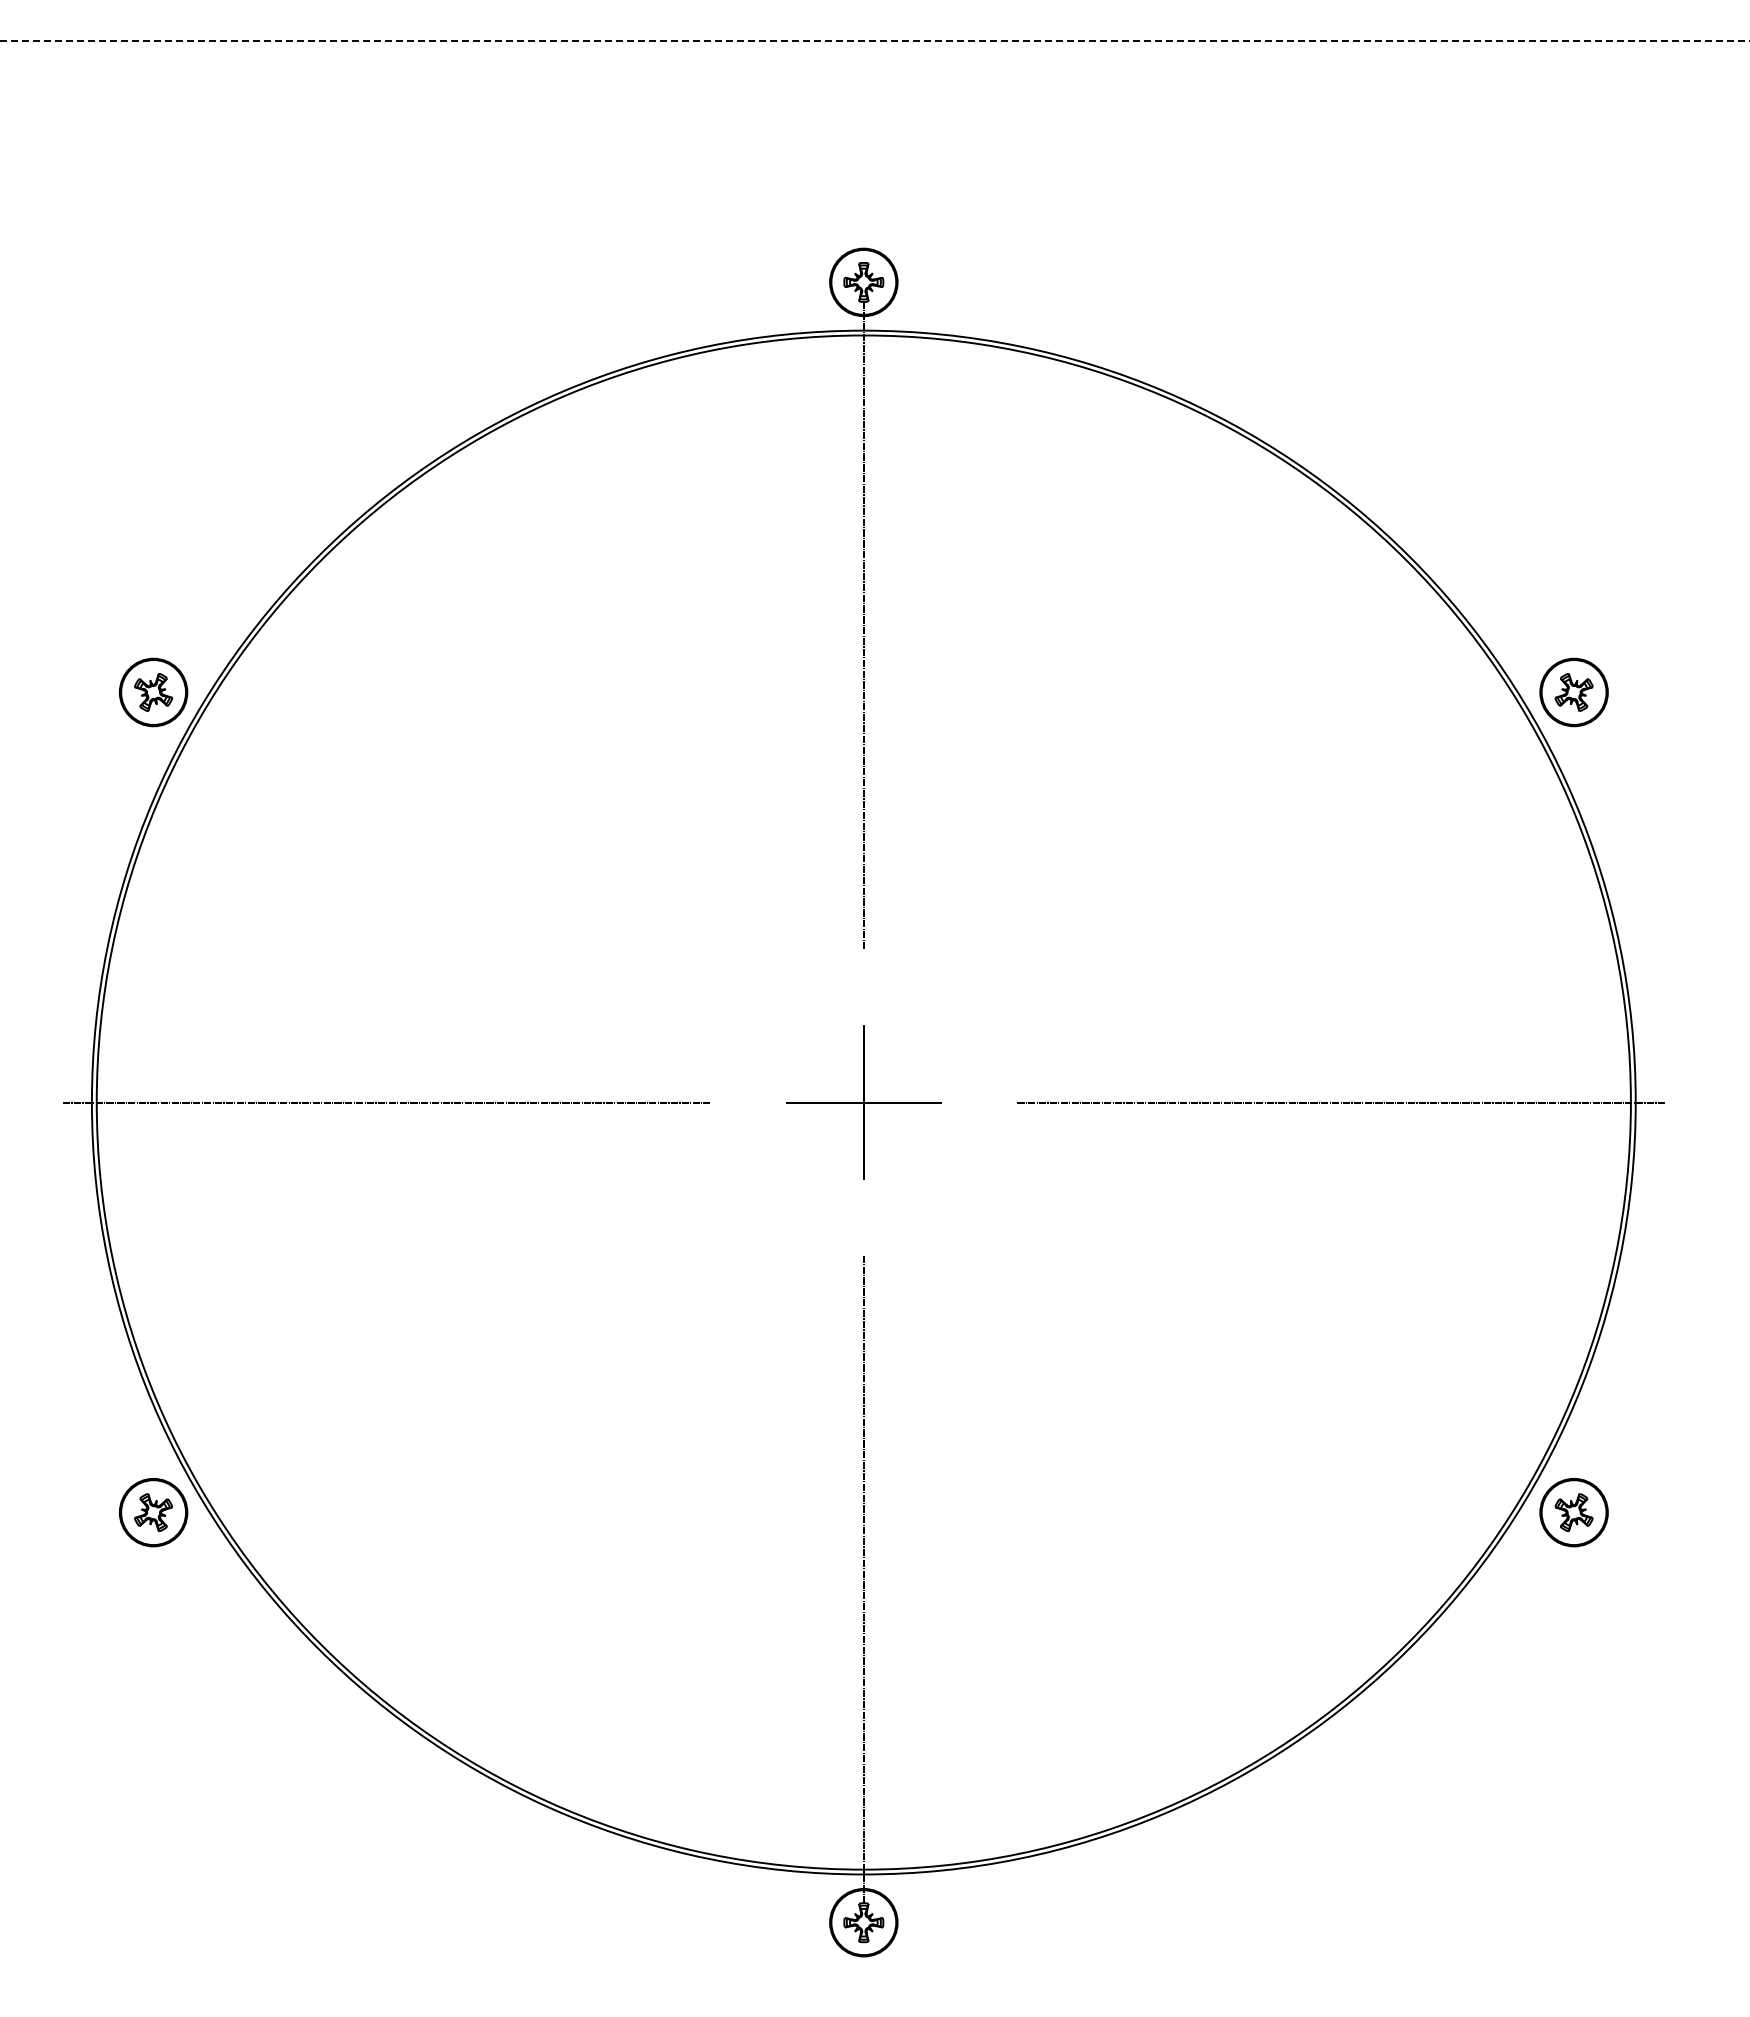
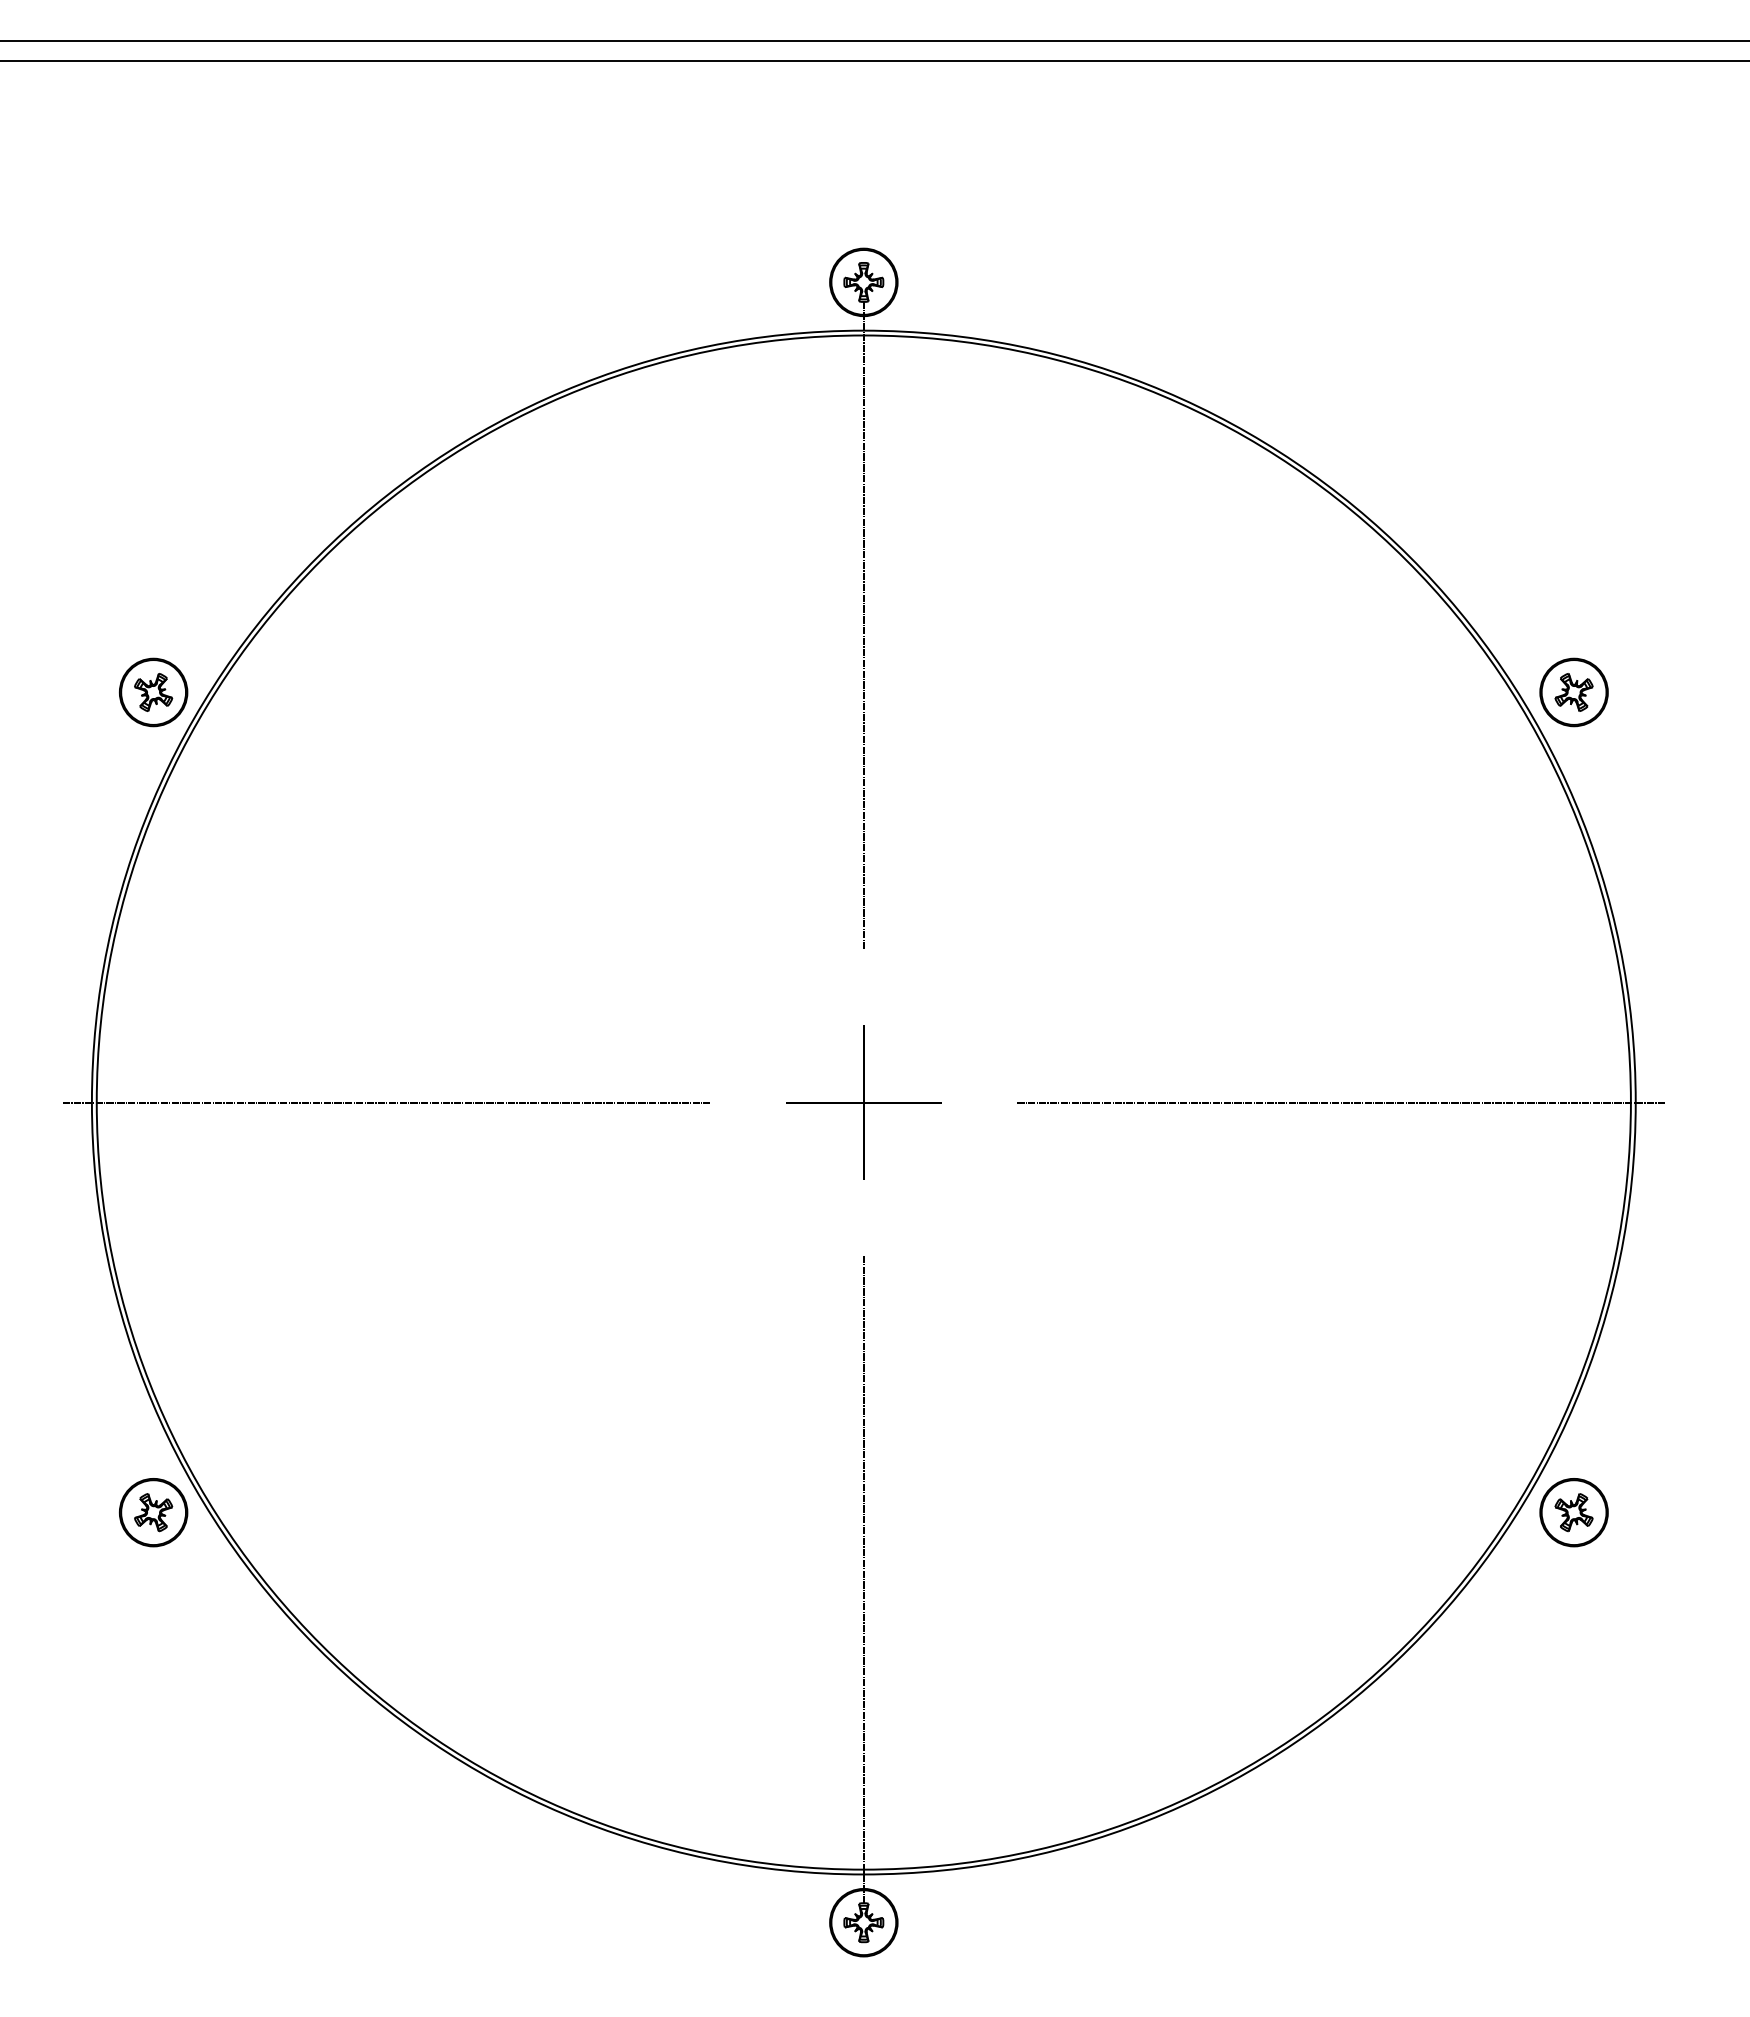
line: dashed -> solid (875, 41)
line: none -> present (874, 60)
